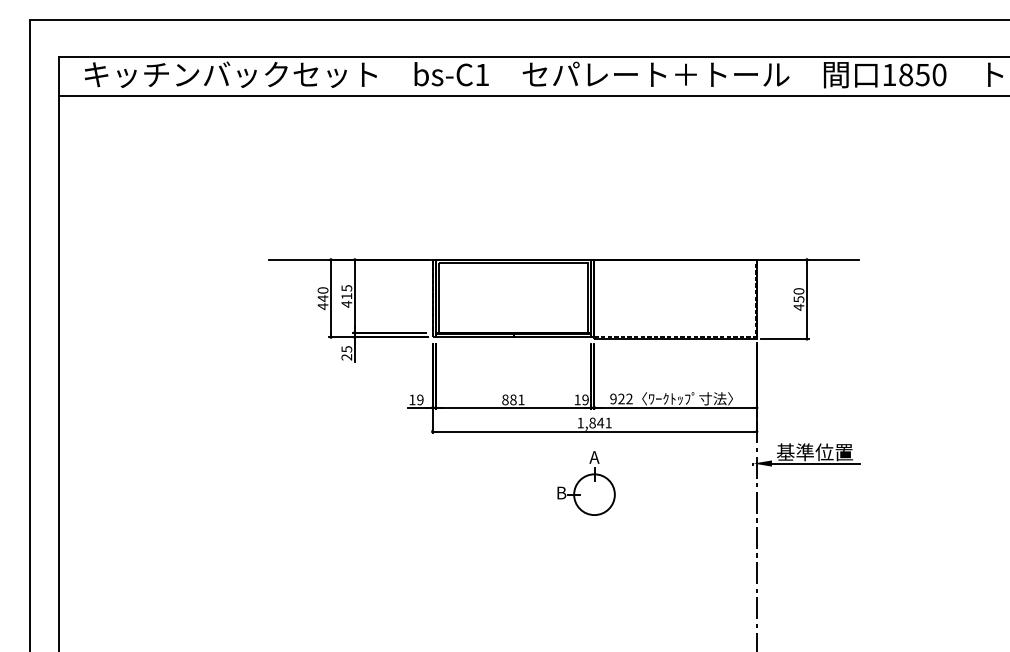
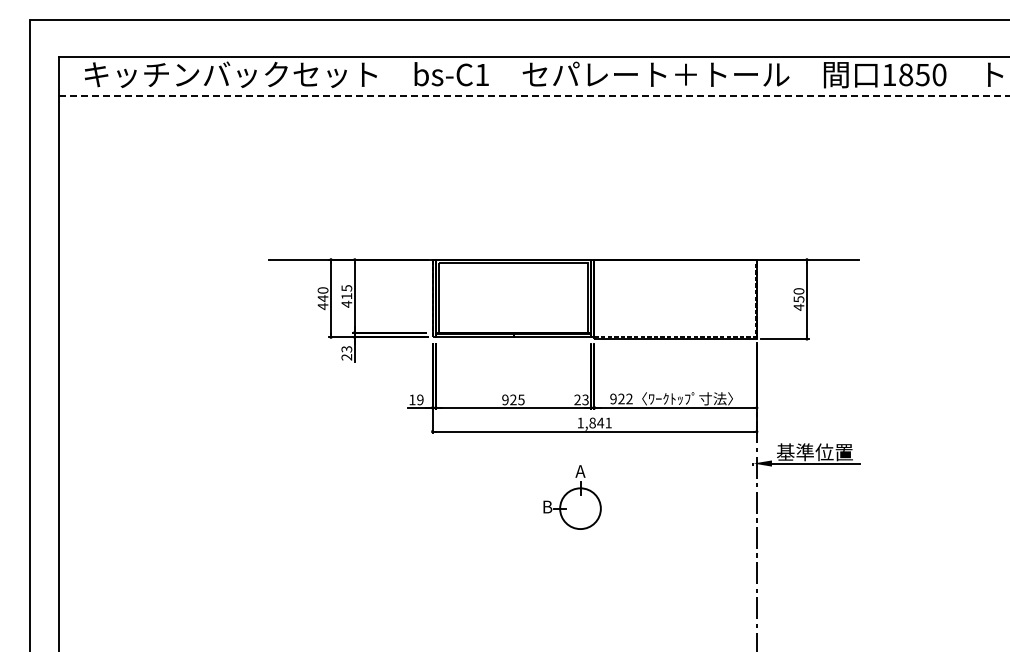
line: solid -> dashed (534, 96)
text: 25 -> 23 (346, 349)
text: 881 -> 925 (513, 399)
text: 19 -> 23 (581, 399)
part position: (586, 483) -> (572, 497) (572, 497)
